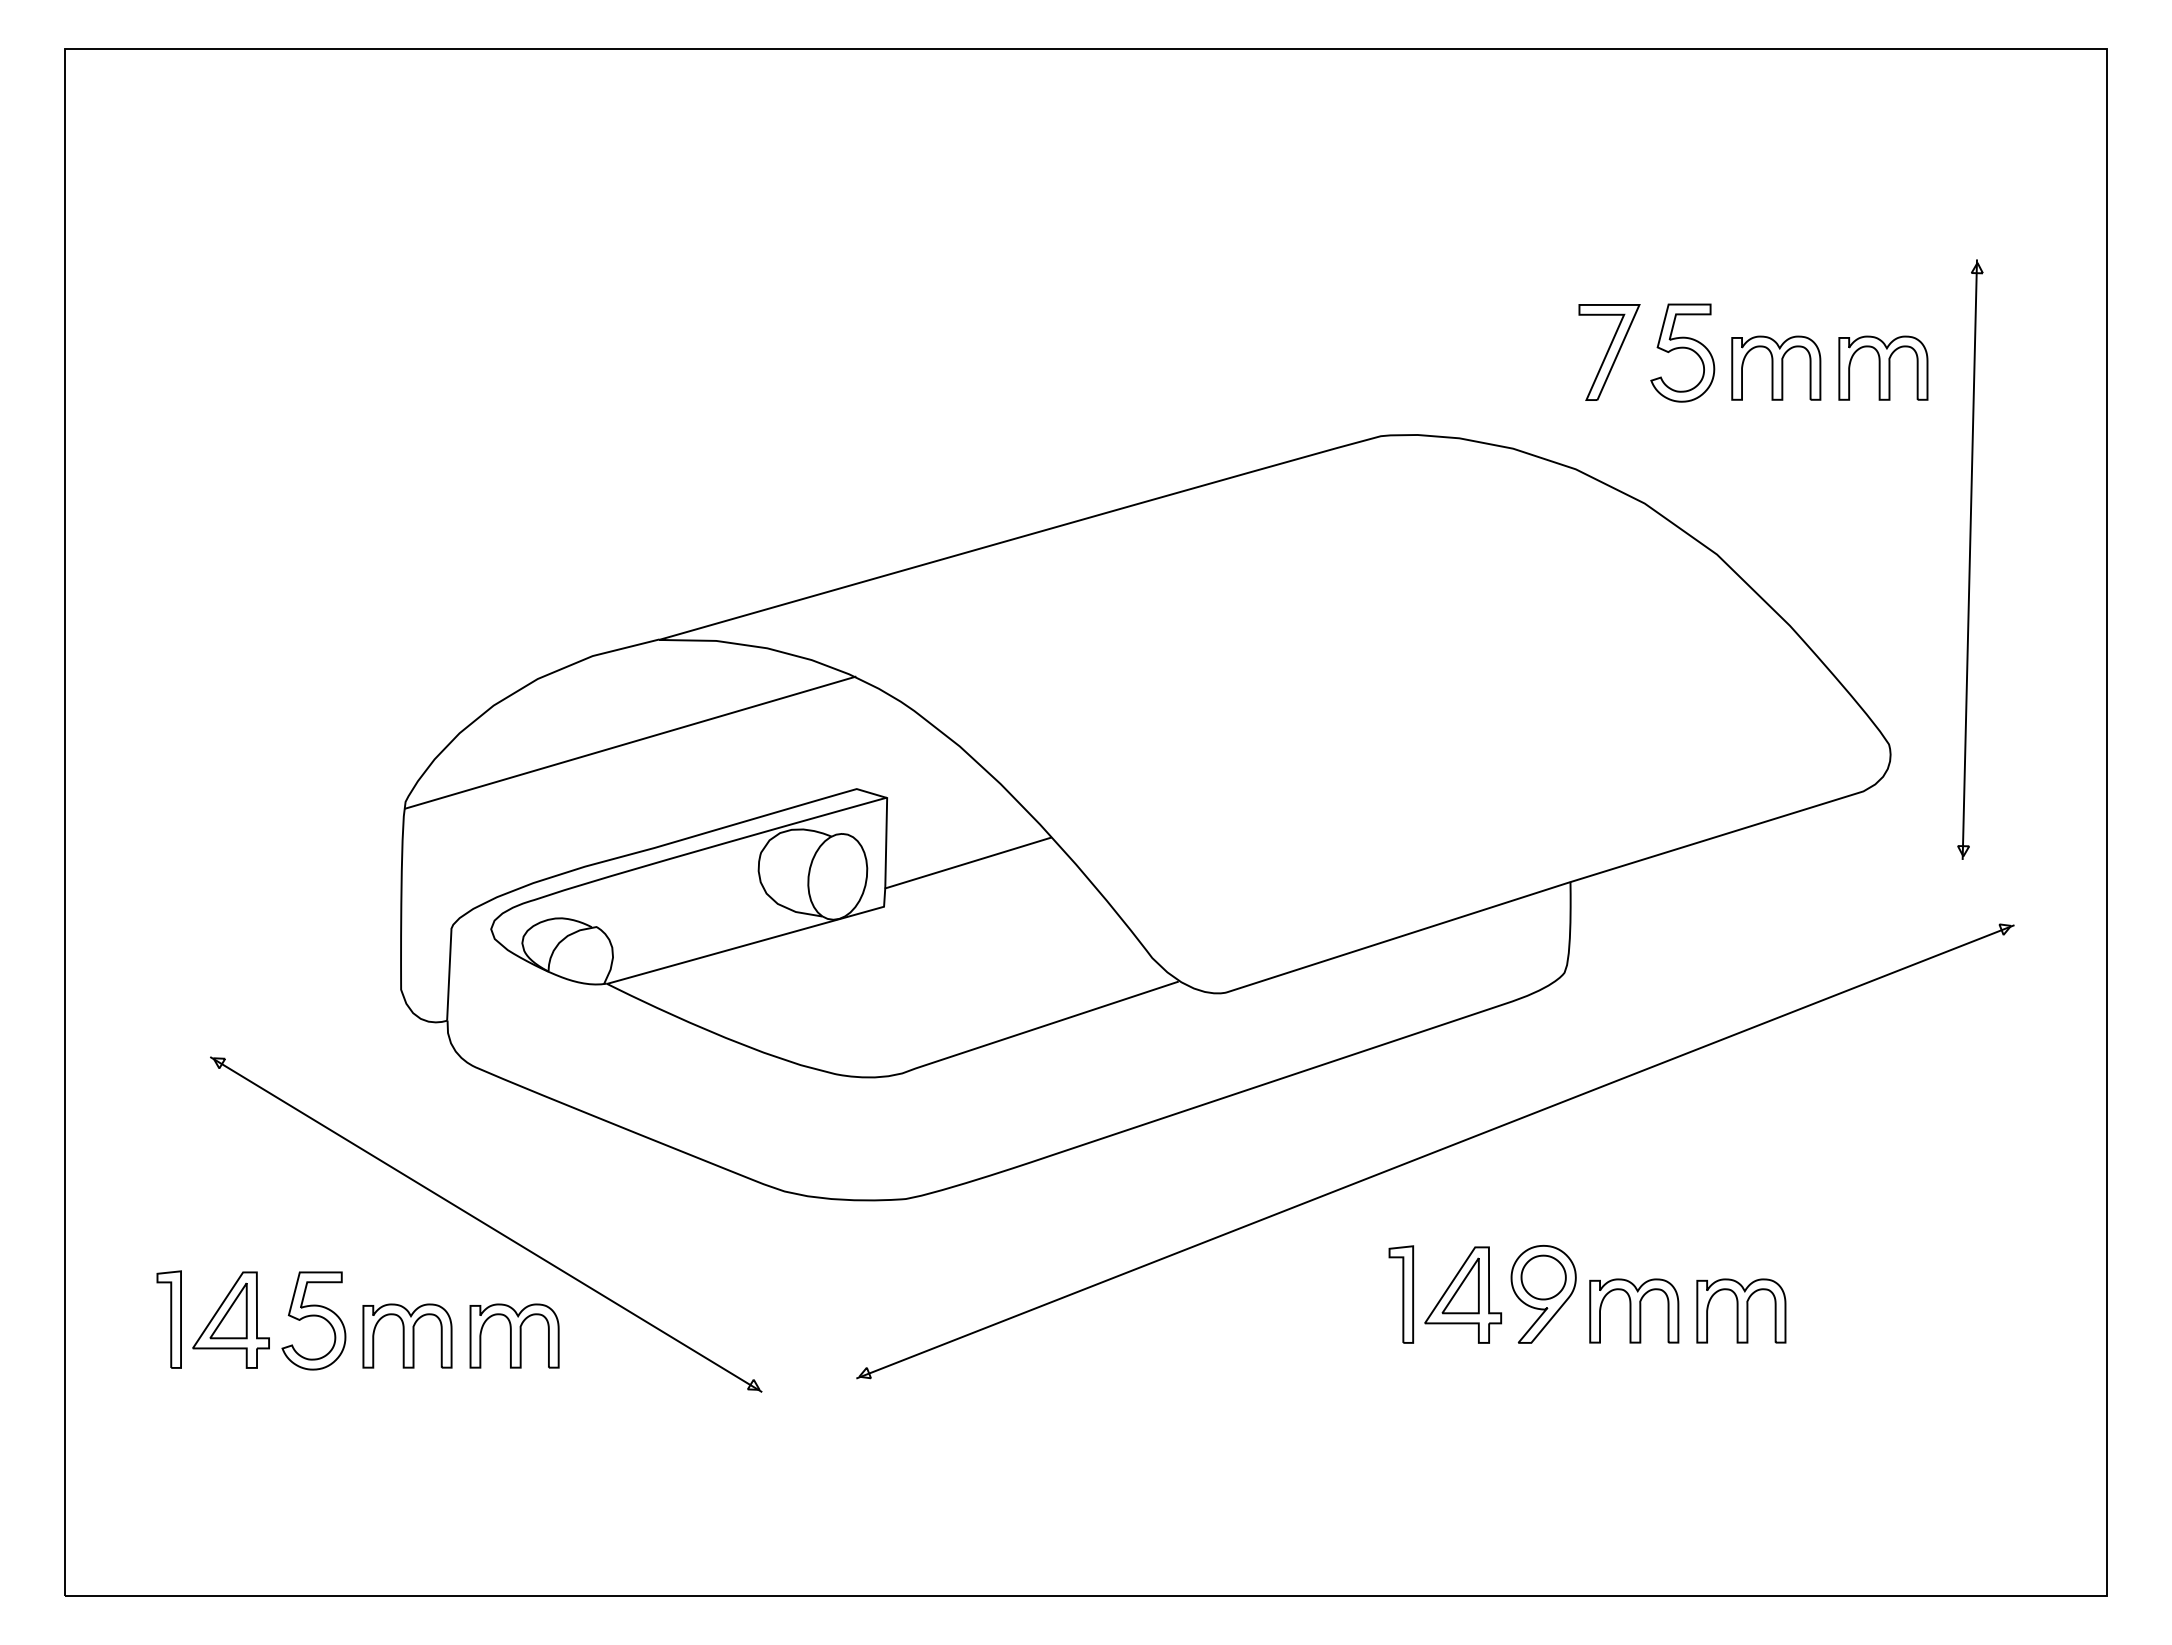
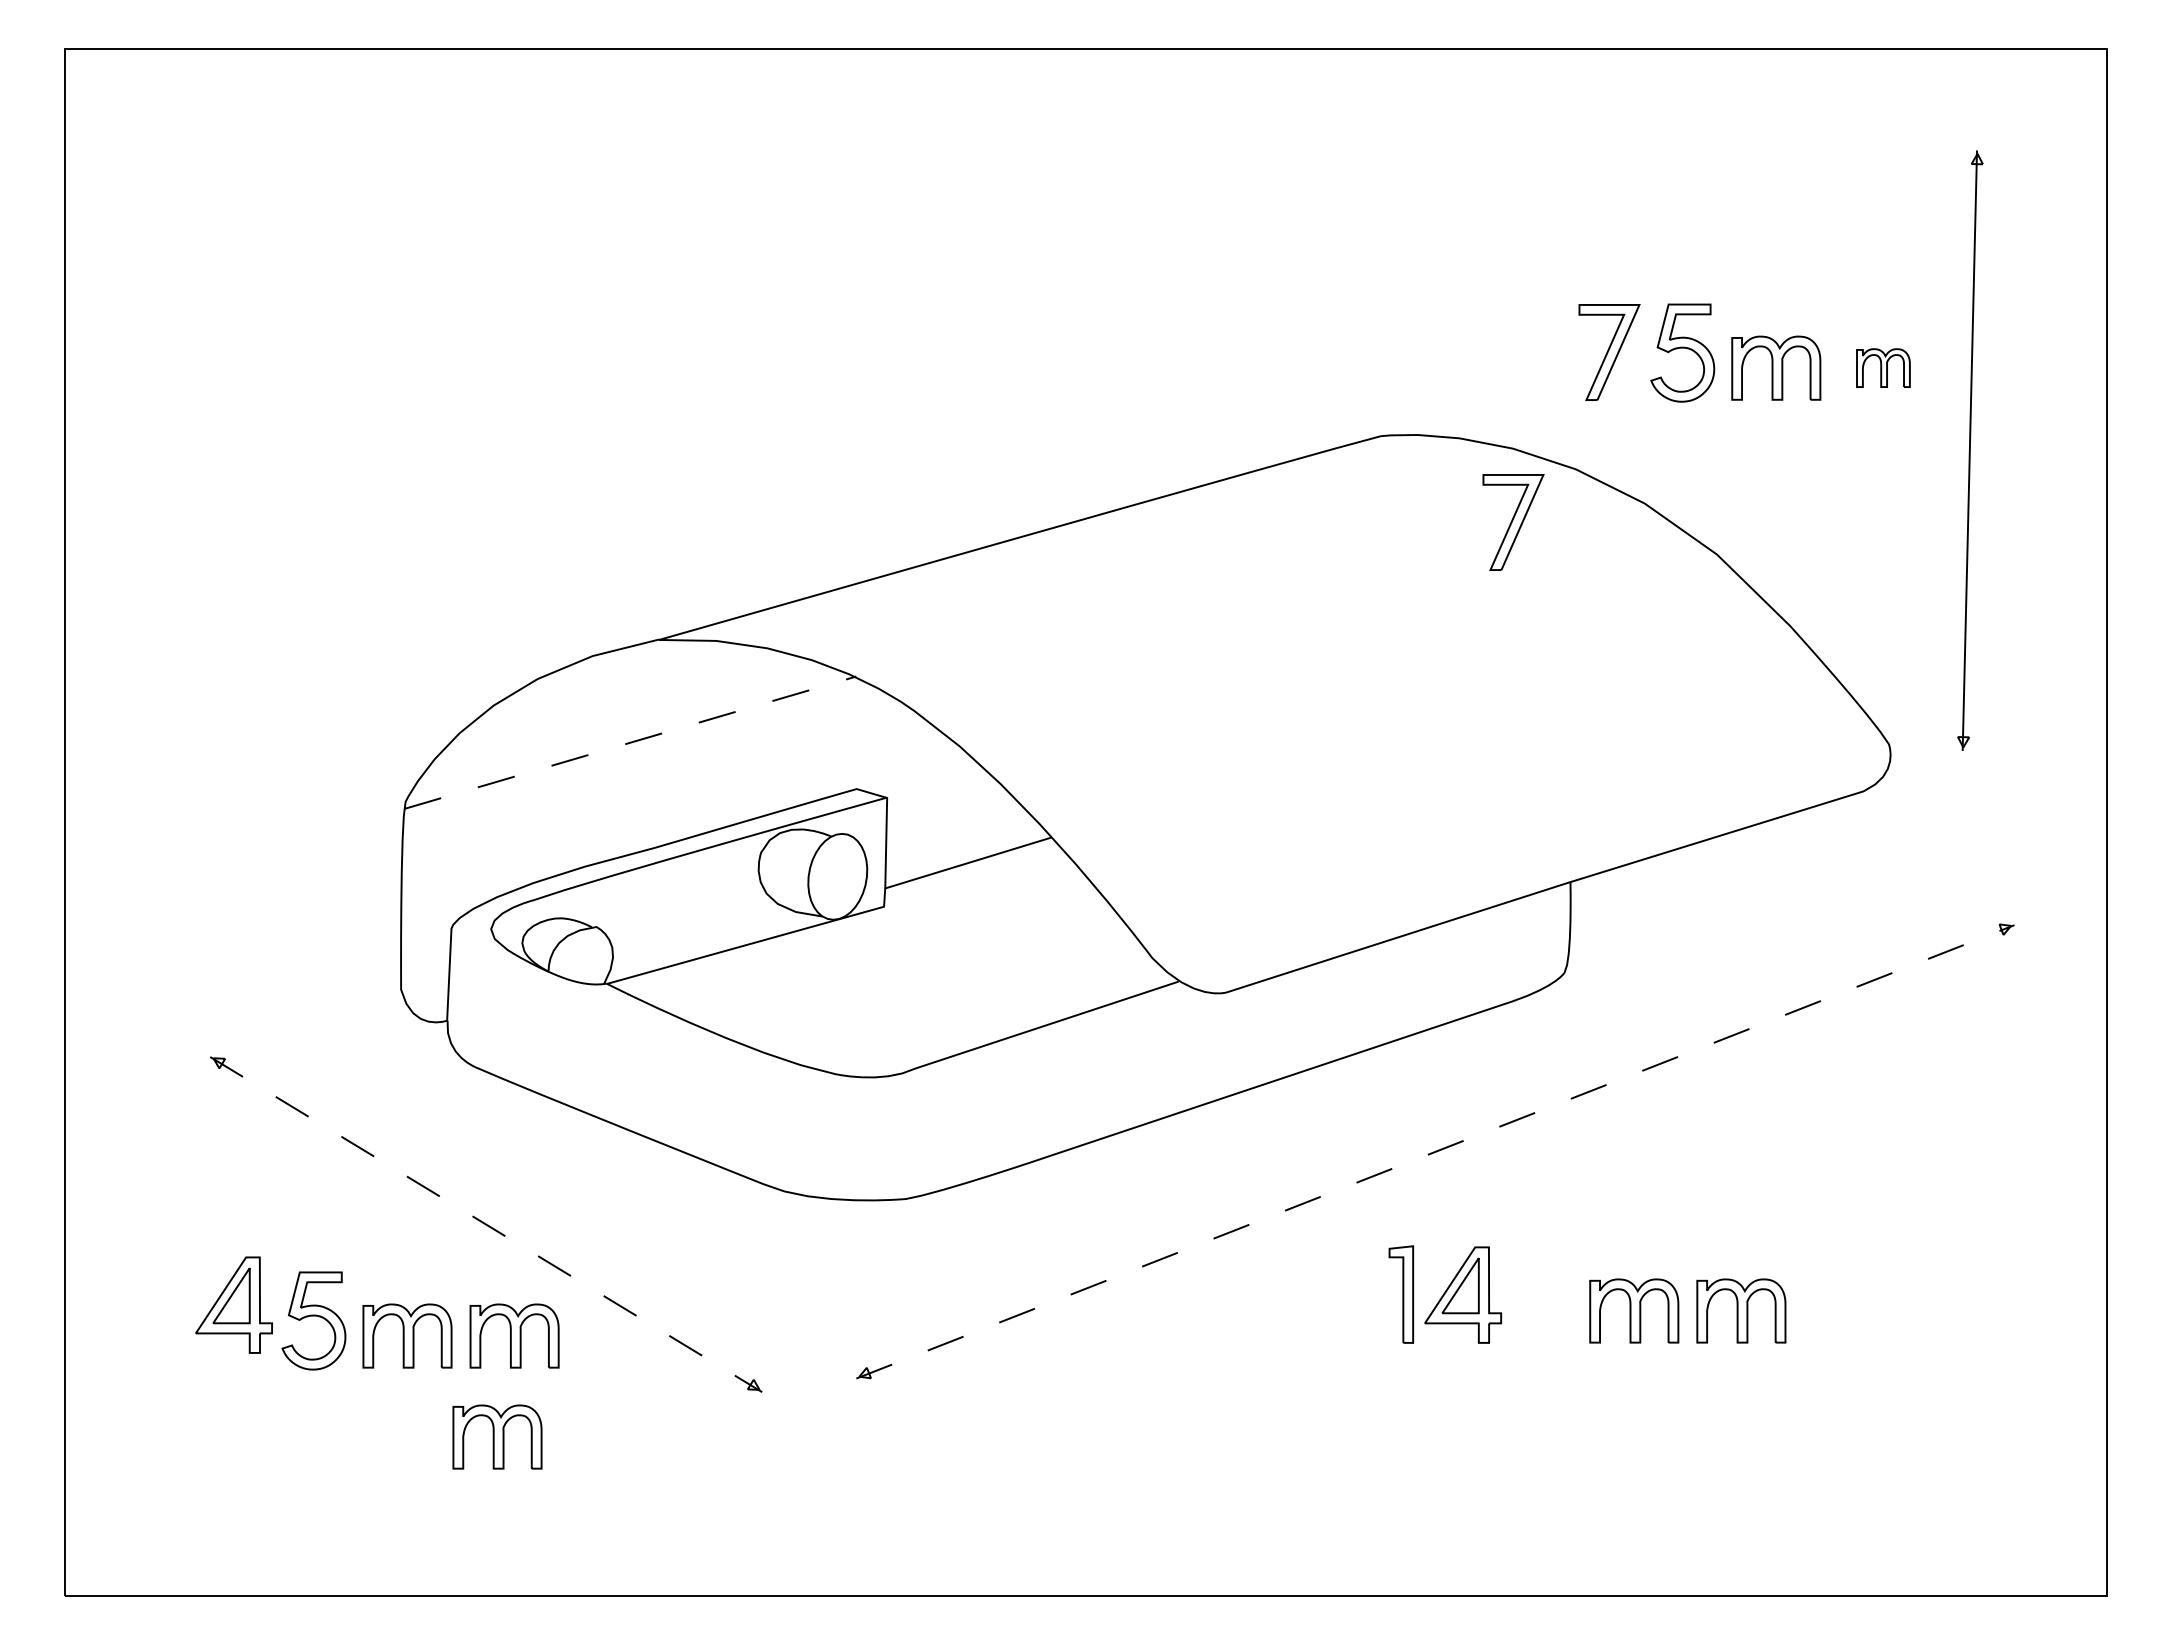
part size: 91x66 px -> 55x40 px (1883, 367)
part: none -> present (1513, 522)
part position: (1970, 559) -> (1970, 450) (1970, 450)
line: solid -> dashed (630, 742)
line: solid -> dashed (1435, 1151)
line: solid -> dashed (486, 1224)
part: present -> none (1543, 1294)
part: present -> none (168, 1319)
part position: (230, 1319) -> (233, 1304) (233, 1304)
part: none -> present (497, 1436)
